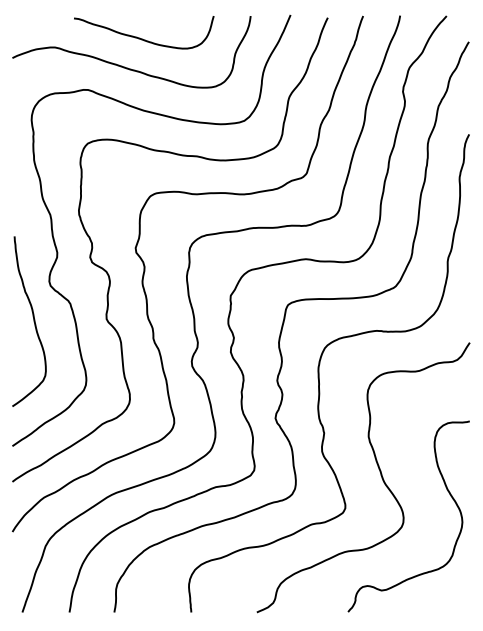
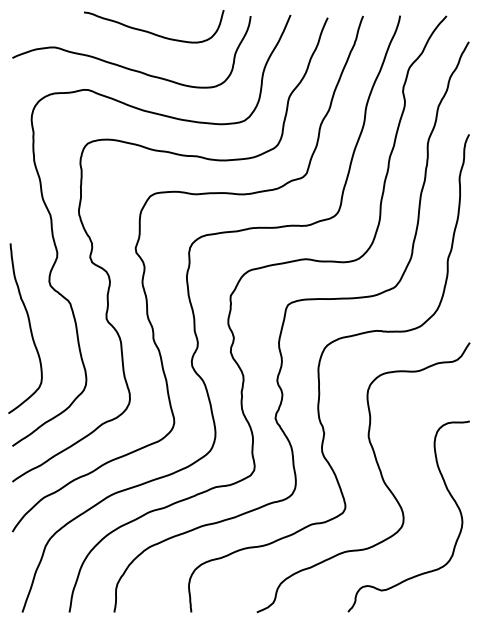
curve position: (142, 38) -> (152, 32) (152, 32)
curve position: (33, 321) -> (29, 328) (29, 328)
